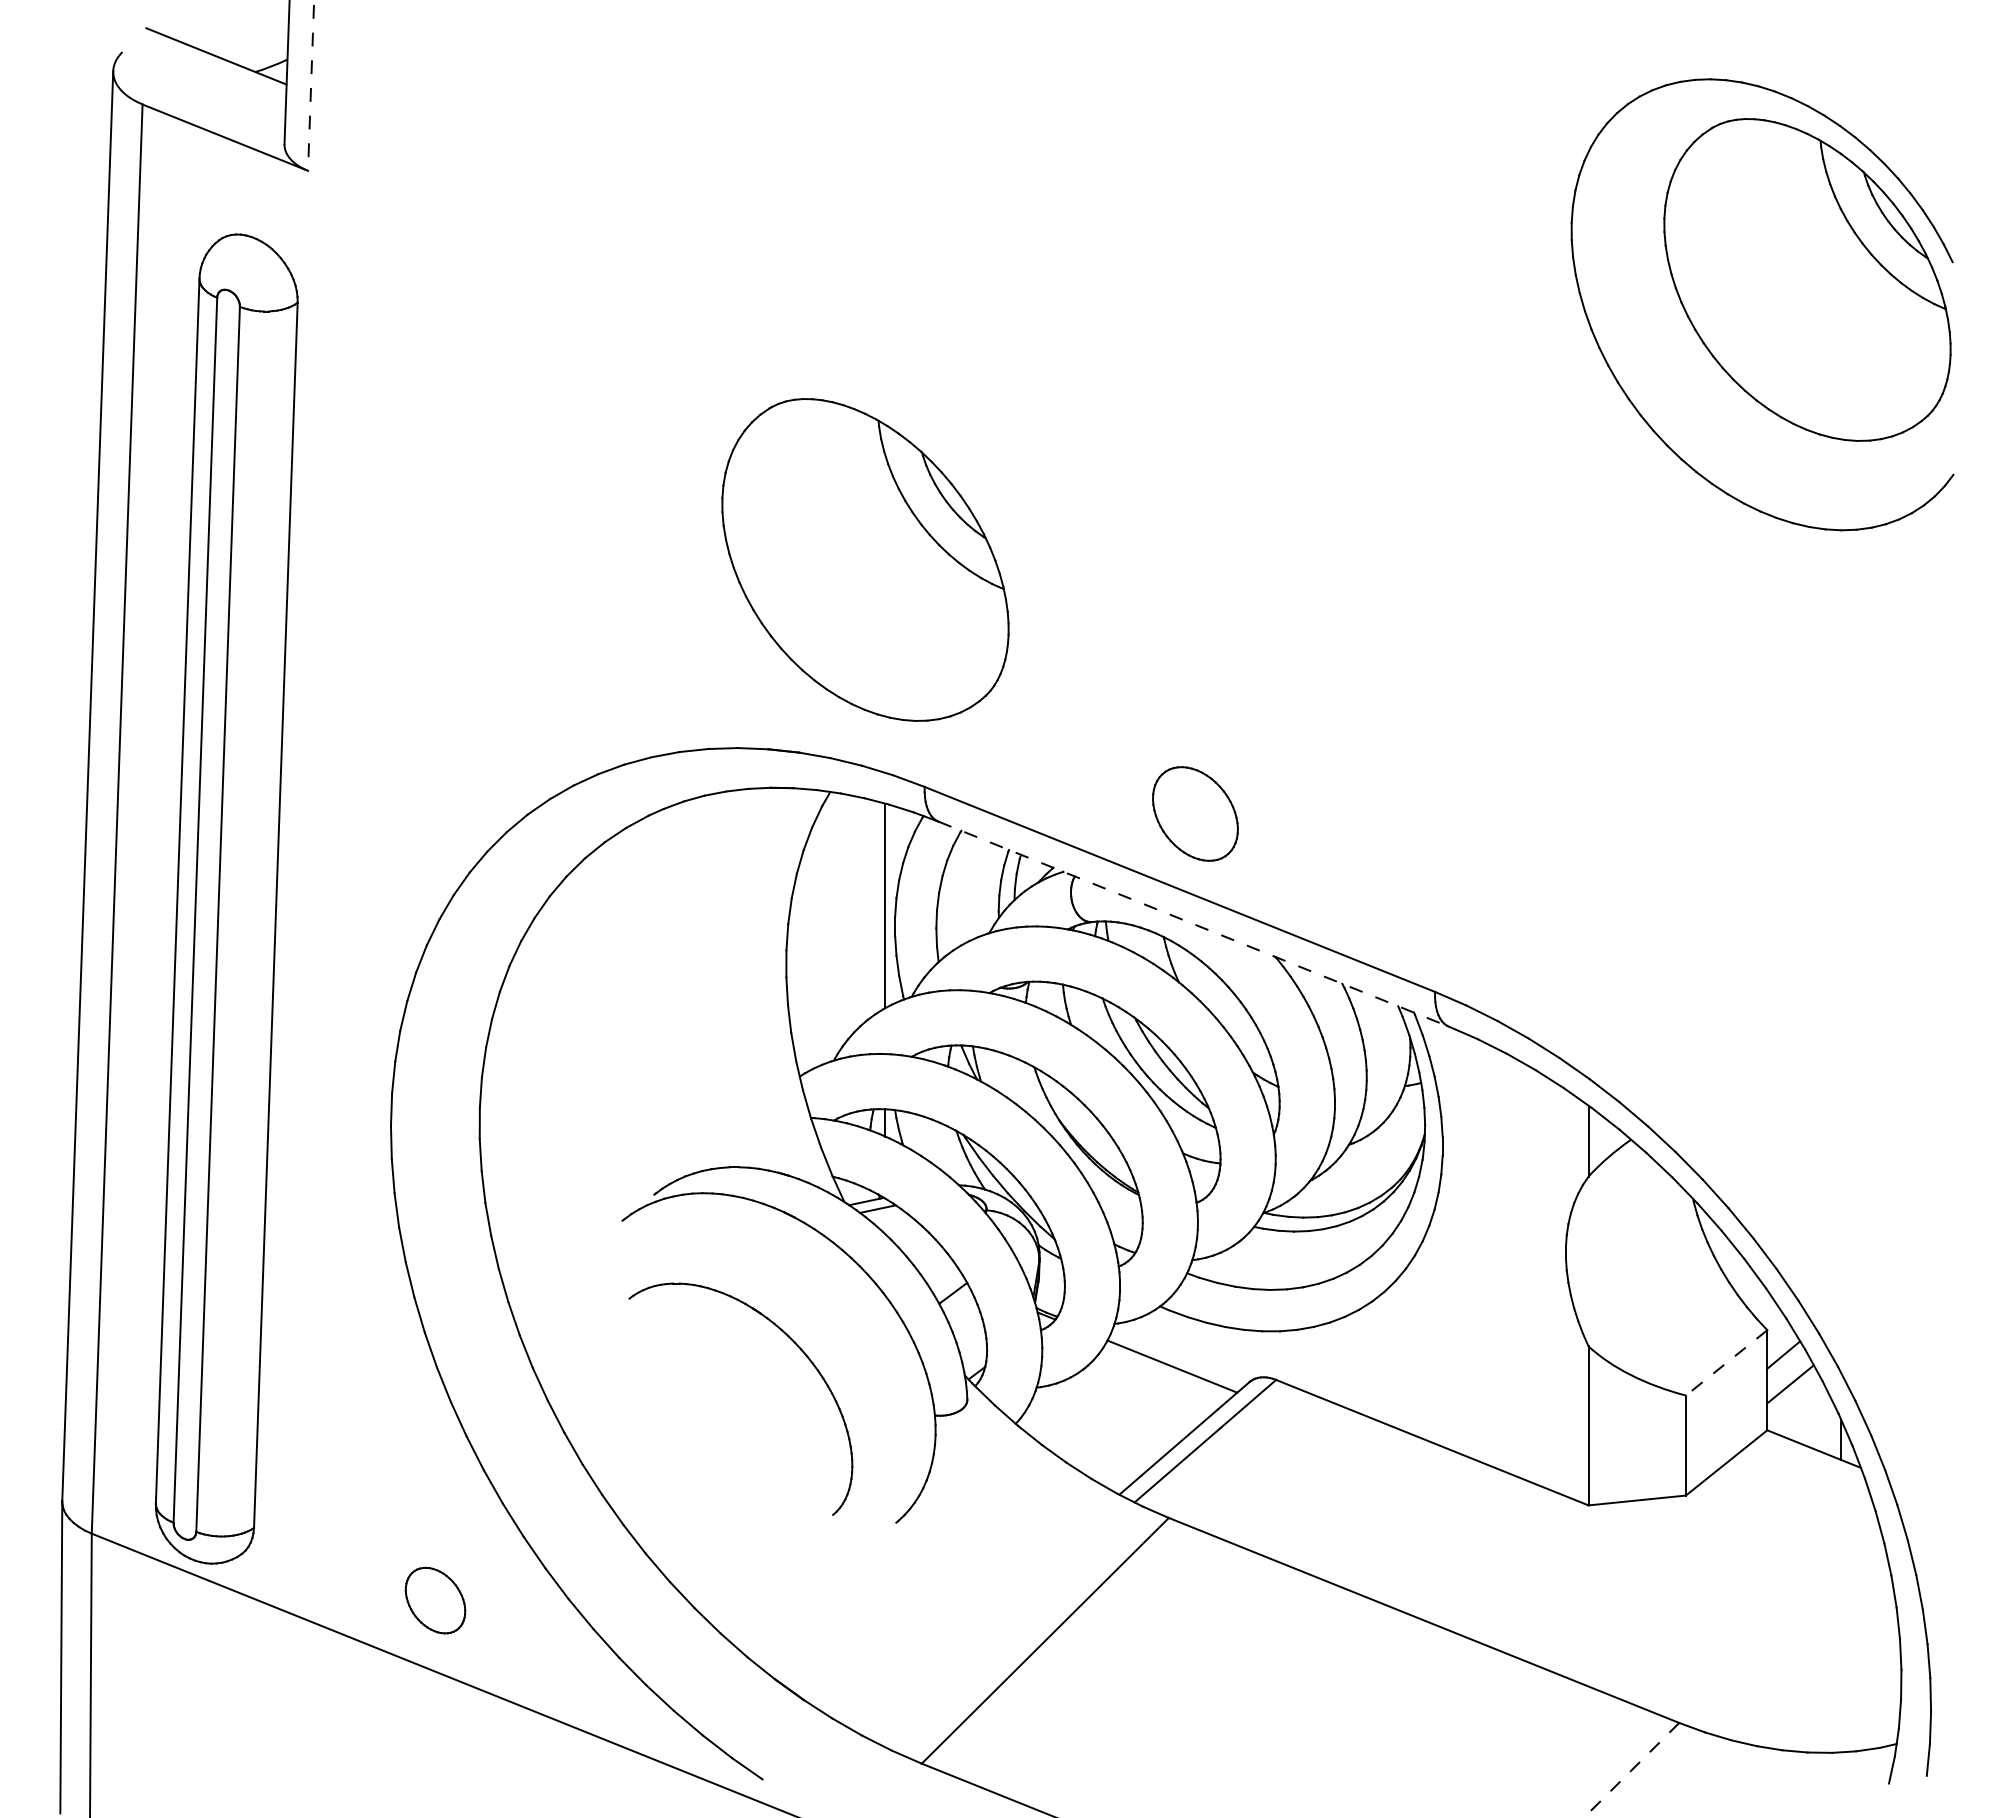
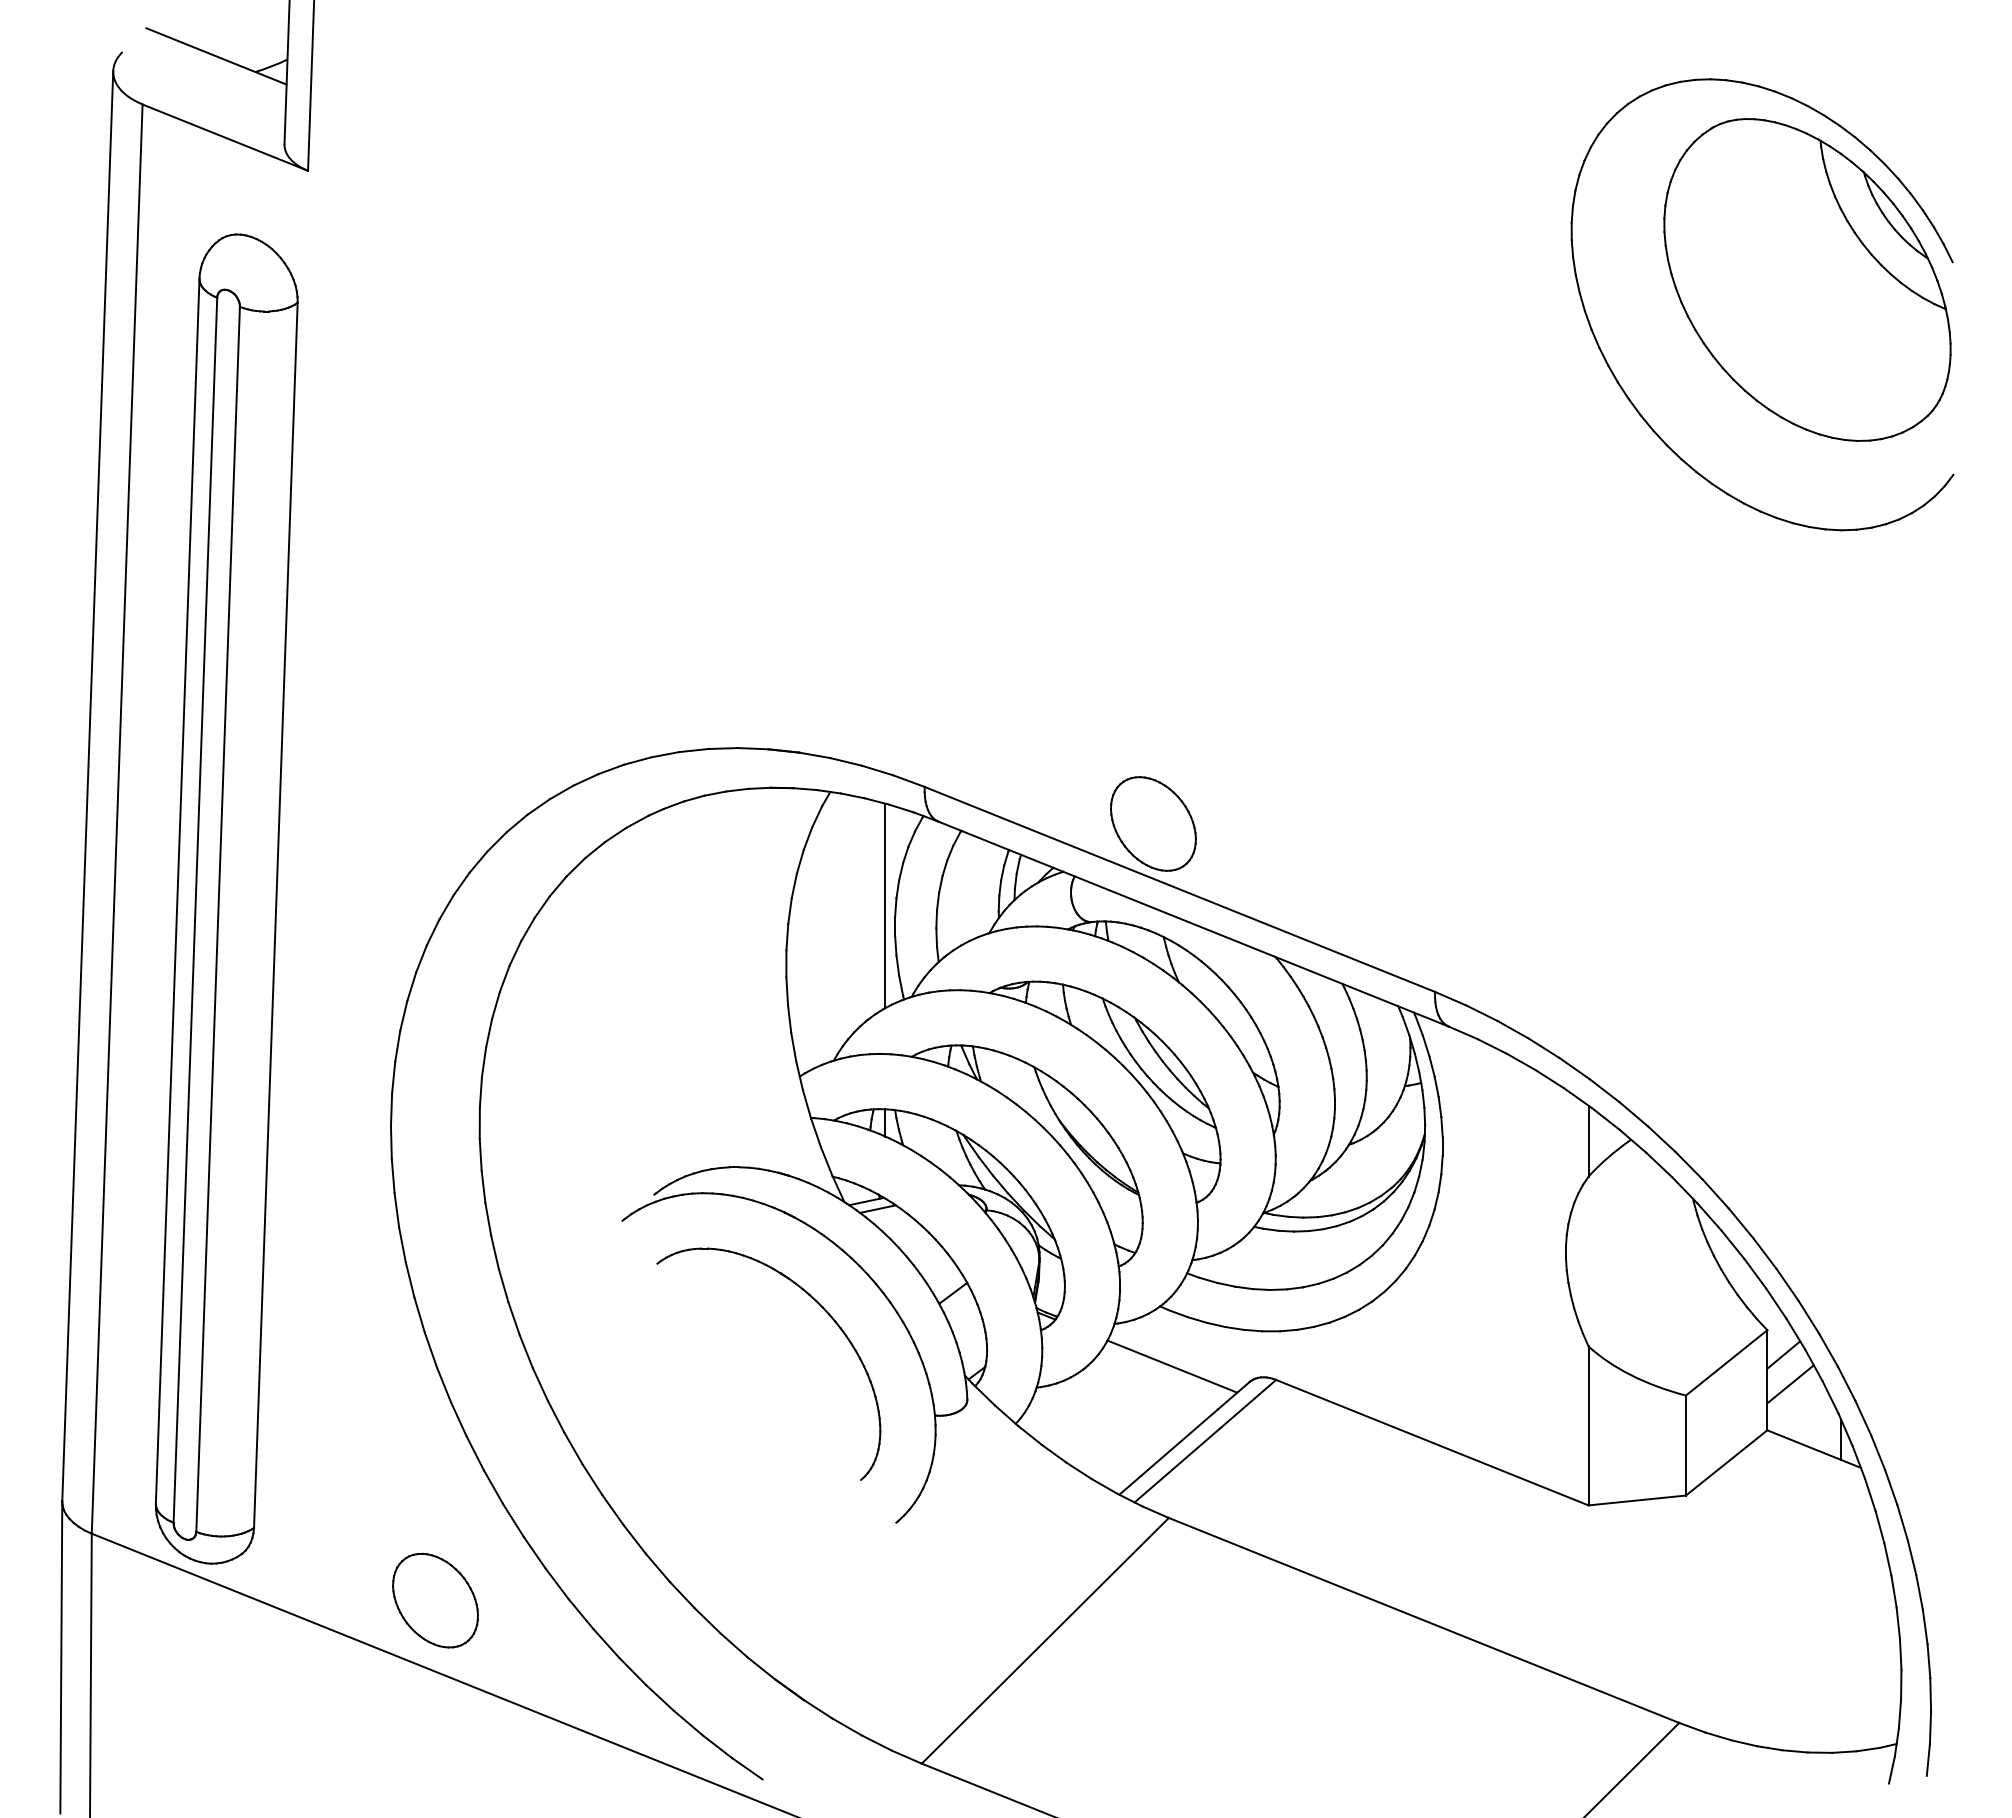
line: dashed -> solid (311, 86)
part: present -> none (865, 559)
part position: (1195, 813) -> (1153, 823) (1153, 823)
line: dashed -> solid (1194, 924)
part position: (799, 1349) -> (827, 1314) (827, 1314)
line: dashed -> solid (1726, 1363)
part size: 63x69 px -> 87x97 px (435, 1600)
line: dashed -> solid (1631, 1770)
